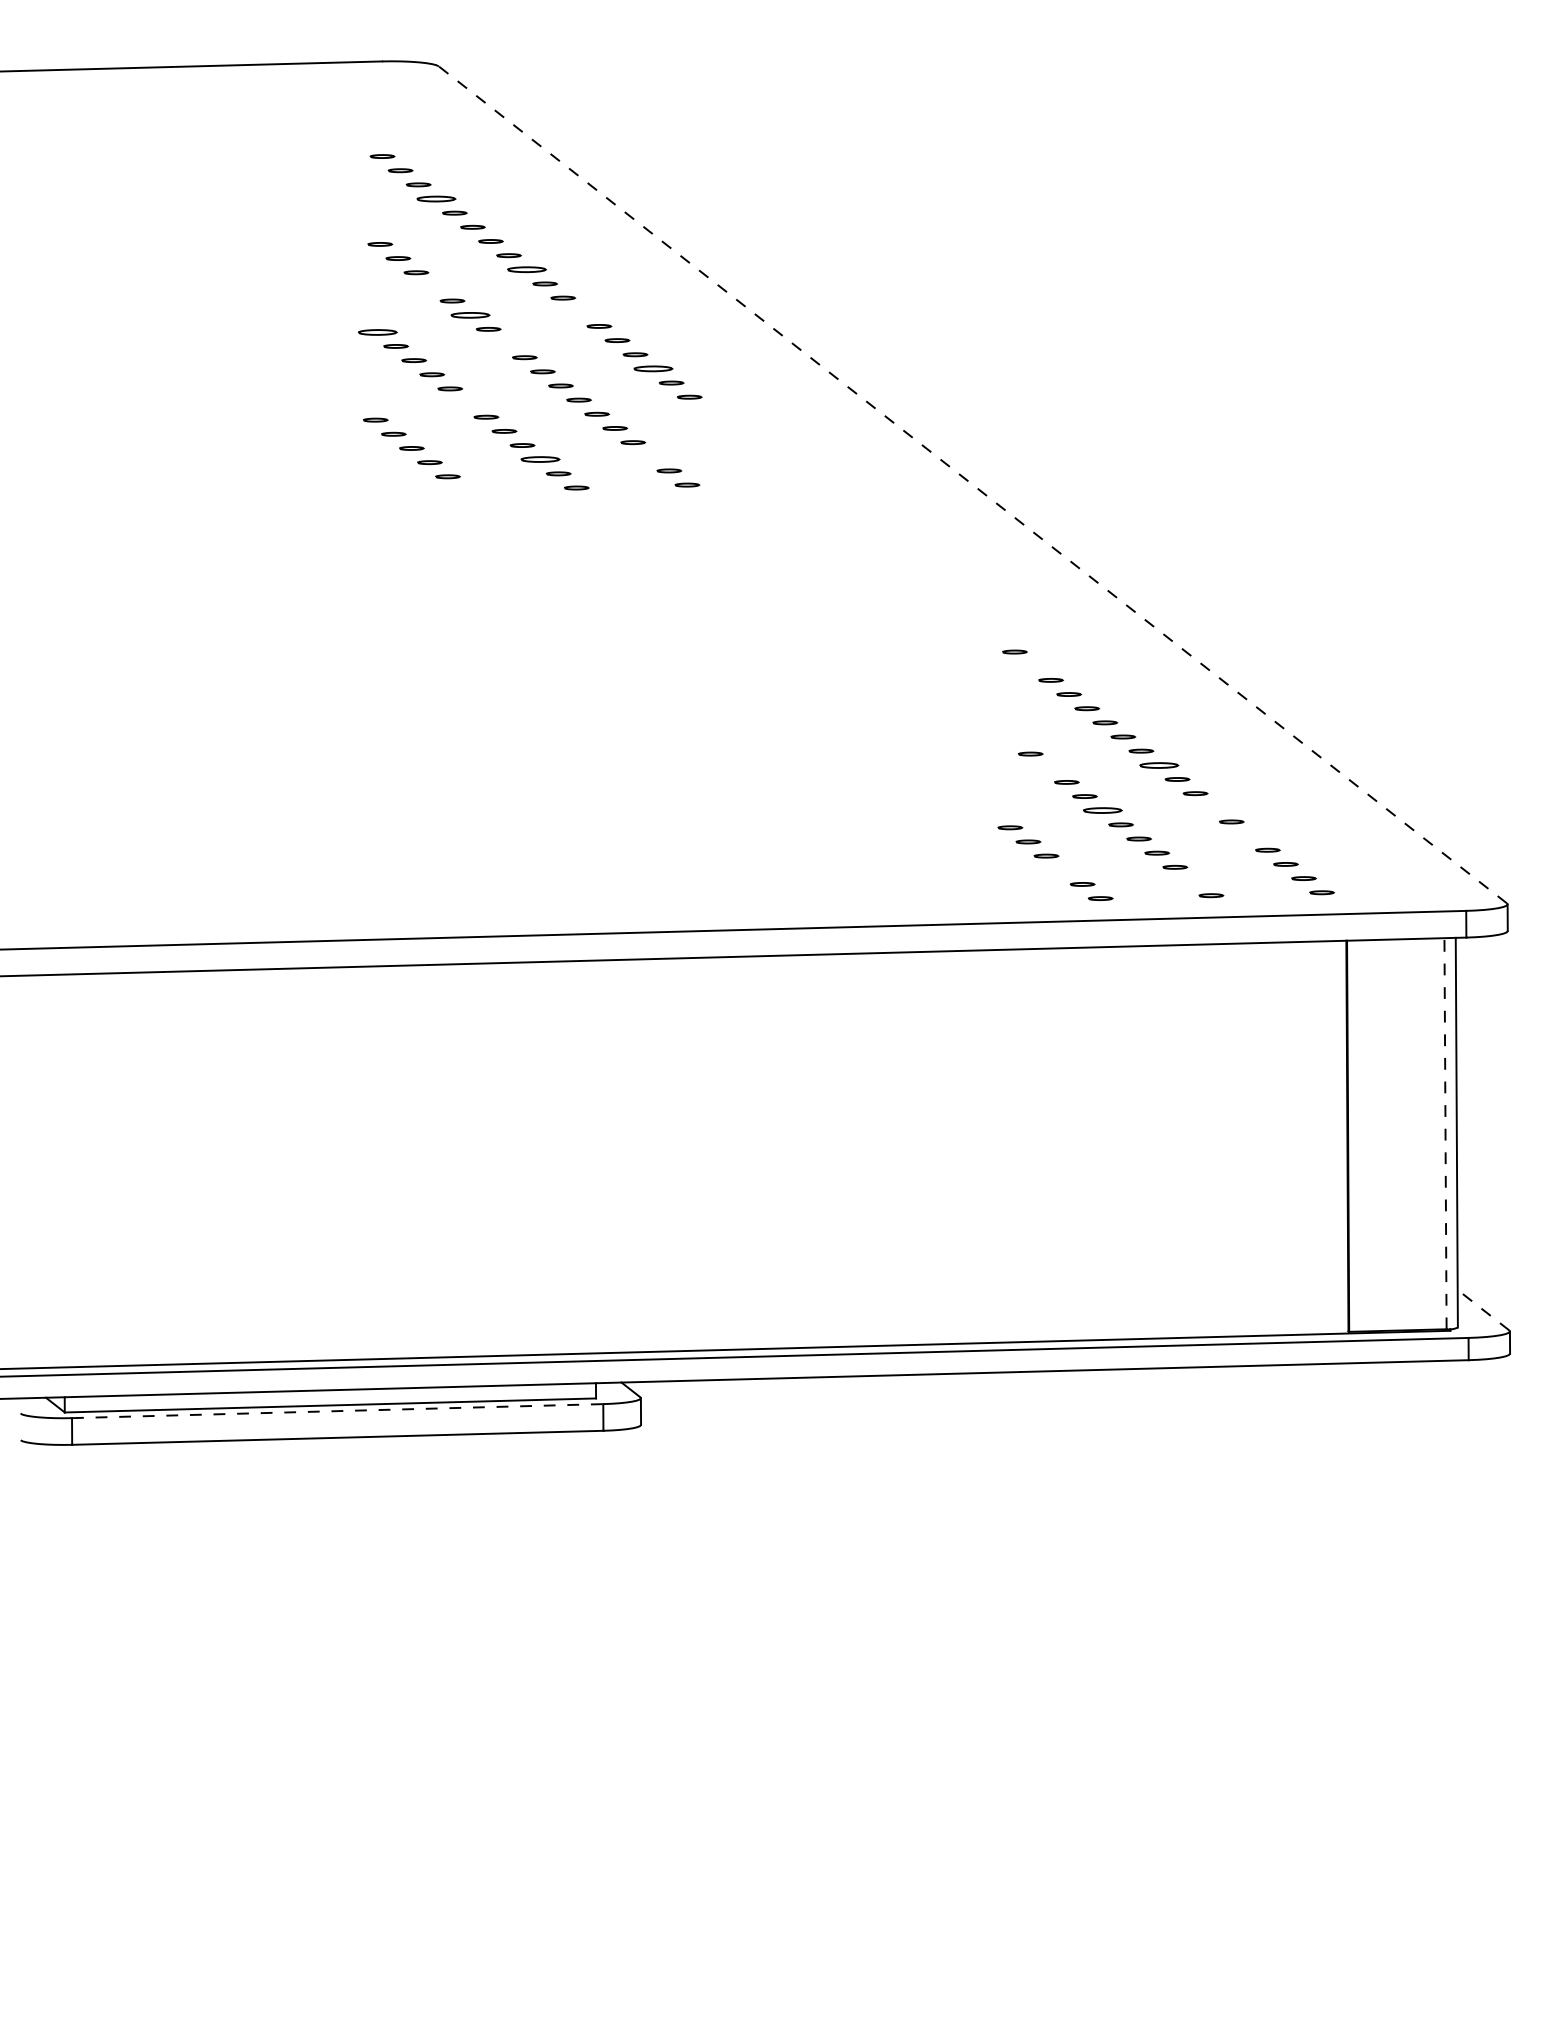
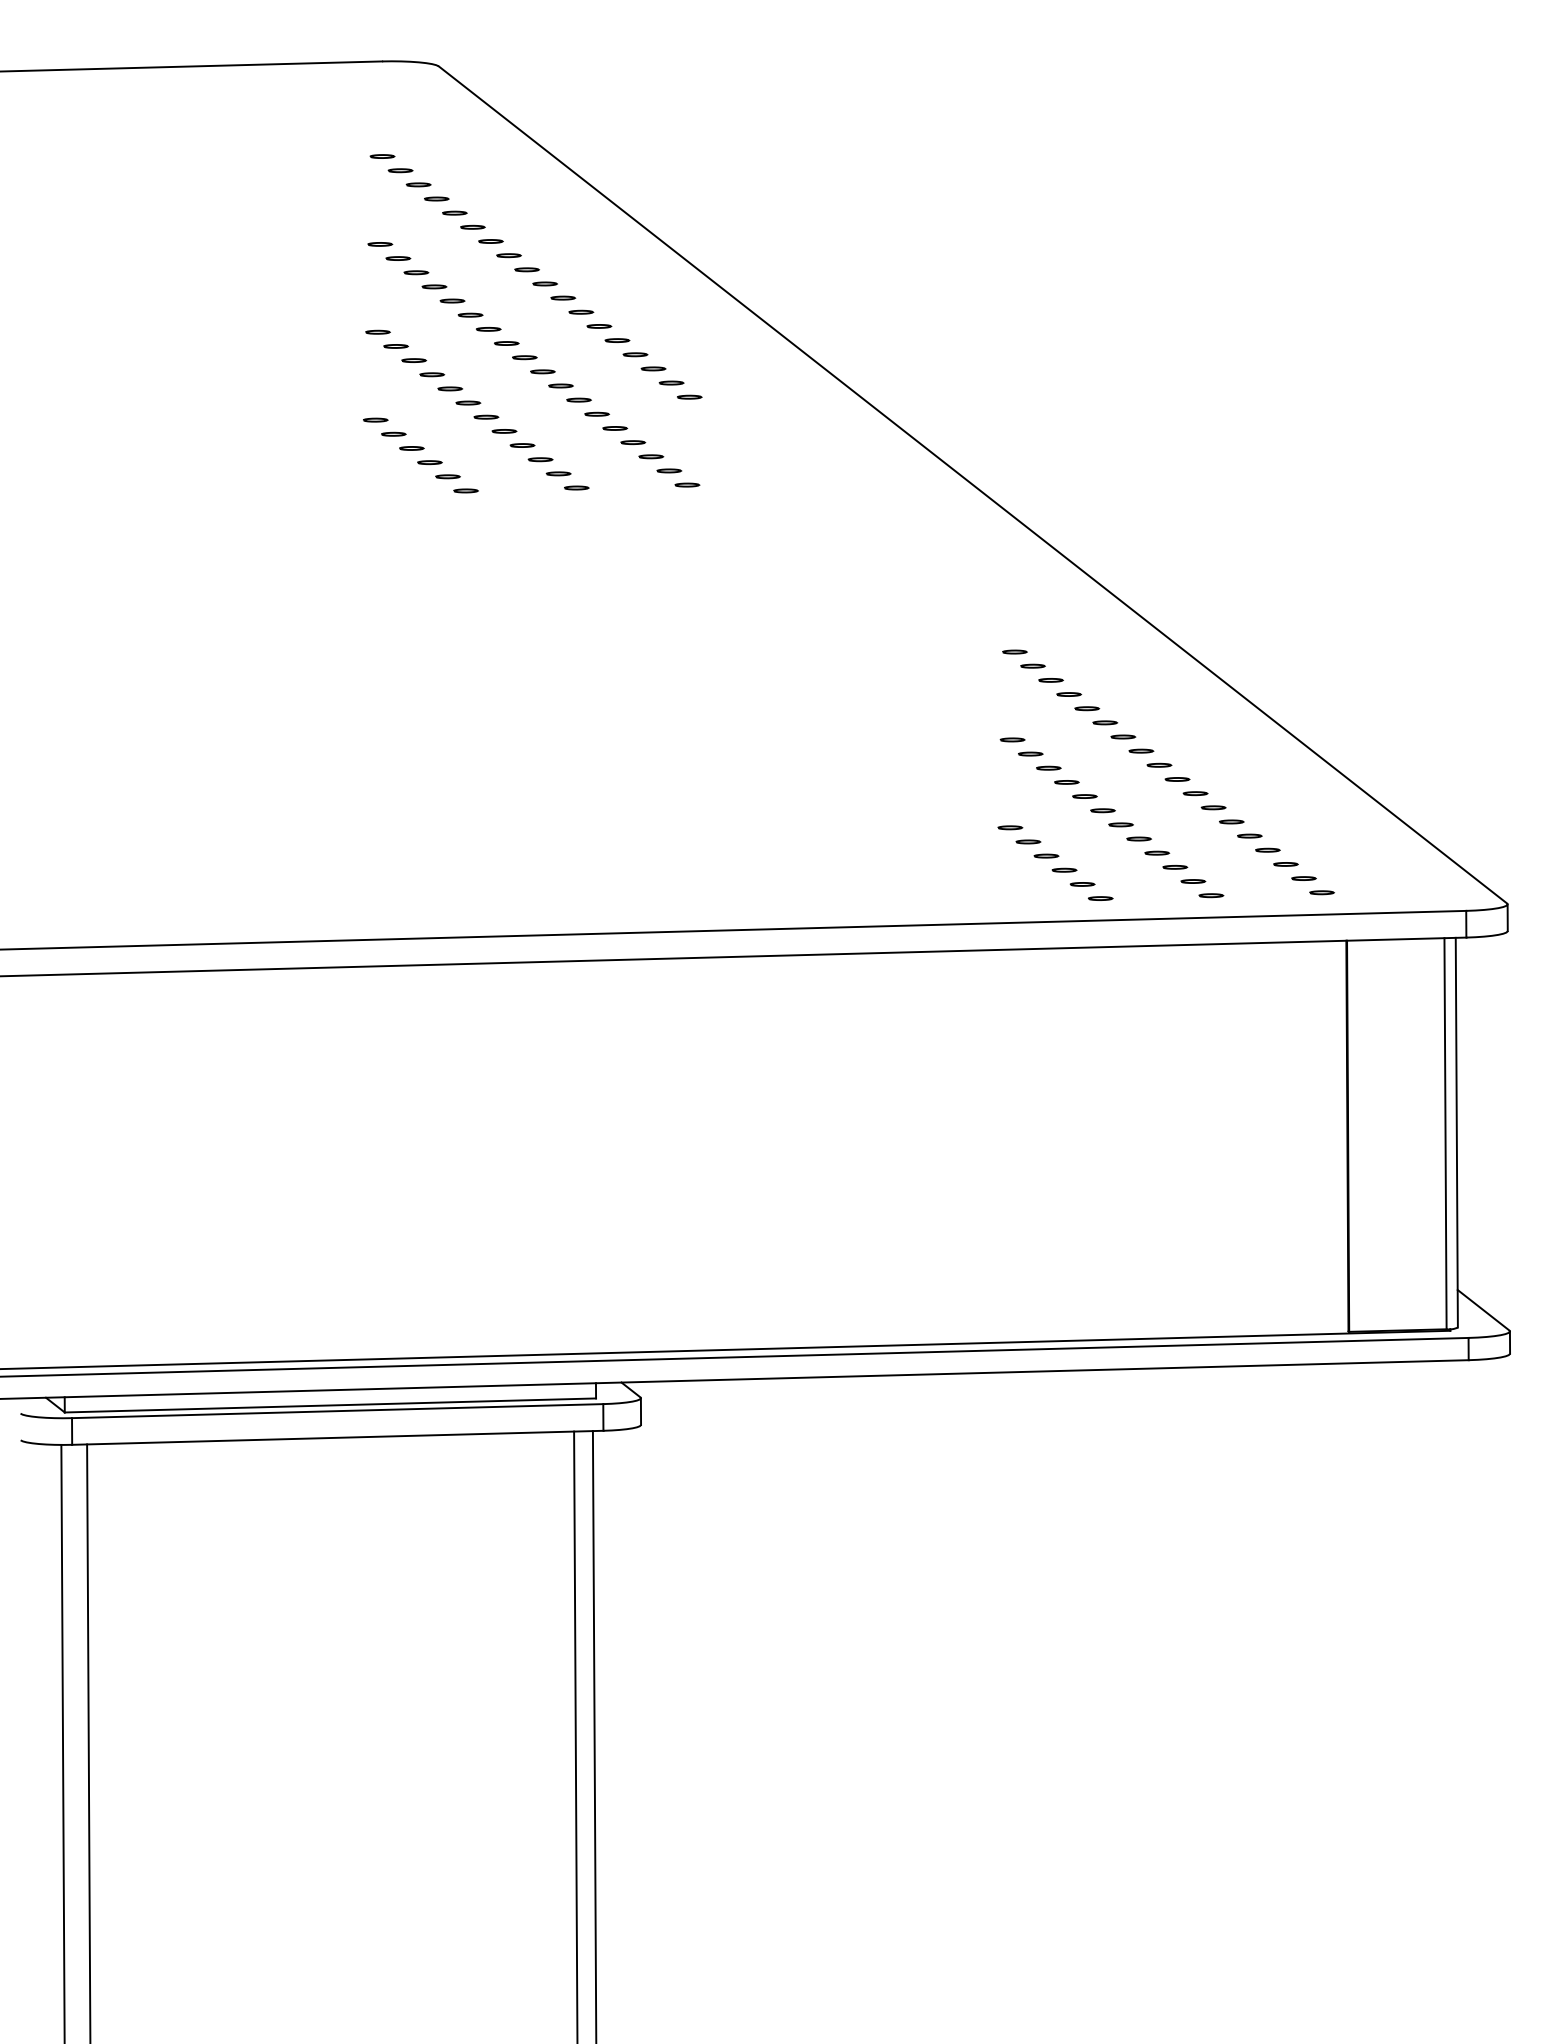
part size: 41x8 px -> 26x6 px (436, 198)
part size: 41x7 px -> 26x6 px (526, 269)
part: none -> present (434, 286)
part: none -> present (581, 311)
part size: 41x7 px -> 27x6 px (470, 314)
part size: 40x7 px -> 26x6 px (377, 331)
line: none -> present (506, 342)
part size: 41x8 px -> 27x6 px (653, 368)
part: none -> present (468, 402)
part: none -> present (651, 456)
part size: 41x7 px -> 27x6 px (540, 459)
line: dashed -> solid (972, 484)
part: none -> present (465, 490)
part: none -> present (1032, 665)
part: none -> present (1012, 739)
part size: 41x7 px -> 27x6 px (1159, 764)
part: none -> present (1048, 767)
part: none -> present (1213, 807)
part size: 40x7 px -> 26x6 px (1102, 810)
part: none -> present (1249, 835)
part: none -> present (1064, 869)
line: none -> present (1193, 880)
line: dashed -> solid (1445, 1133)
line: dashed -> solid (1483, 1310)
line: dashed -> solid (337, 1411)
line: none -> present (575, 1735)
line: none -> present (594, 1735)
line: none -> present (62, 1742)
line: none -> present (88, 1742)
